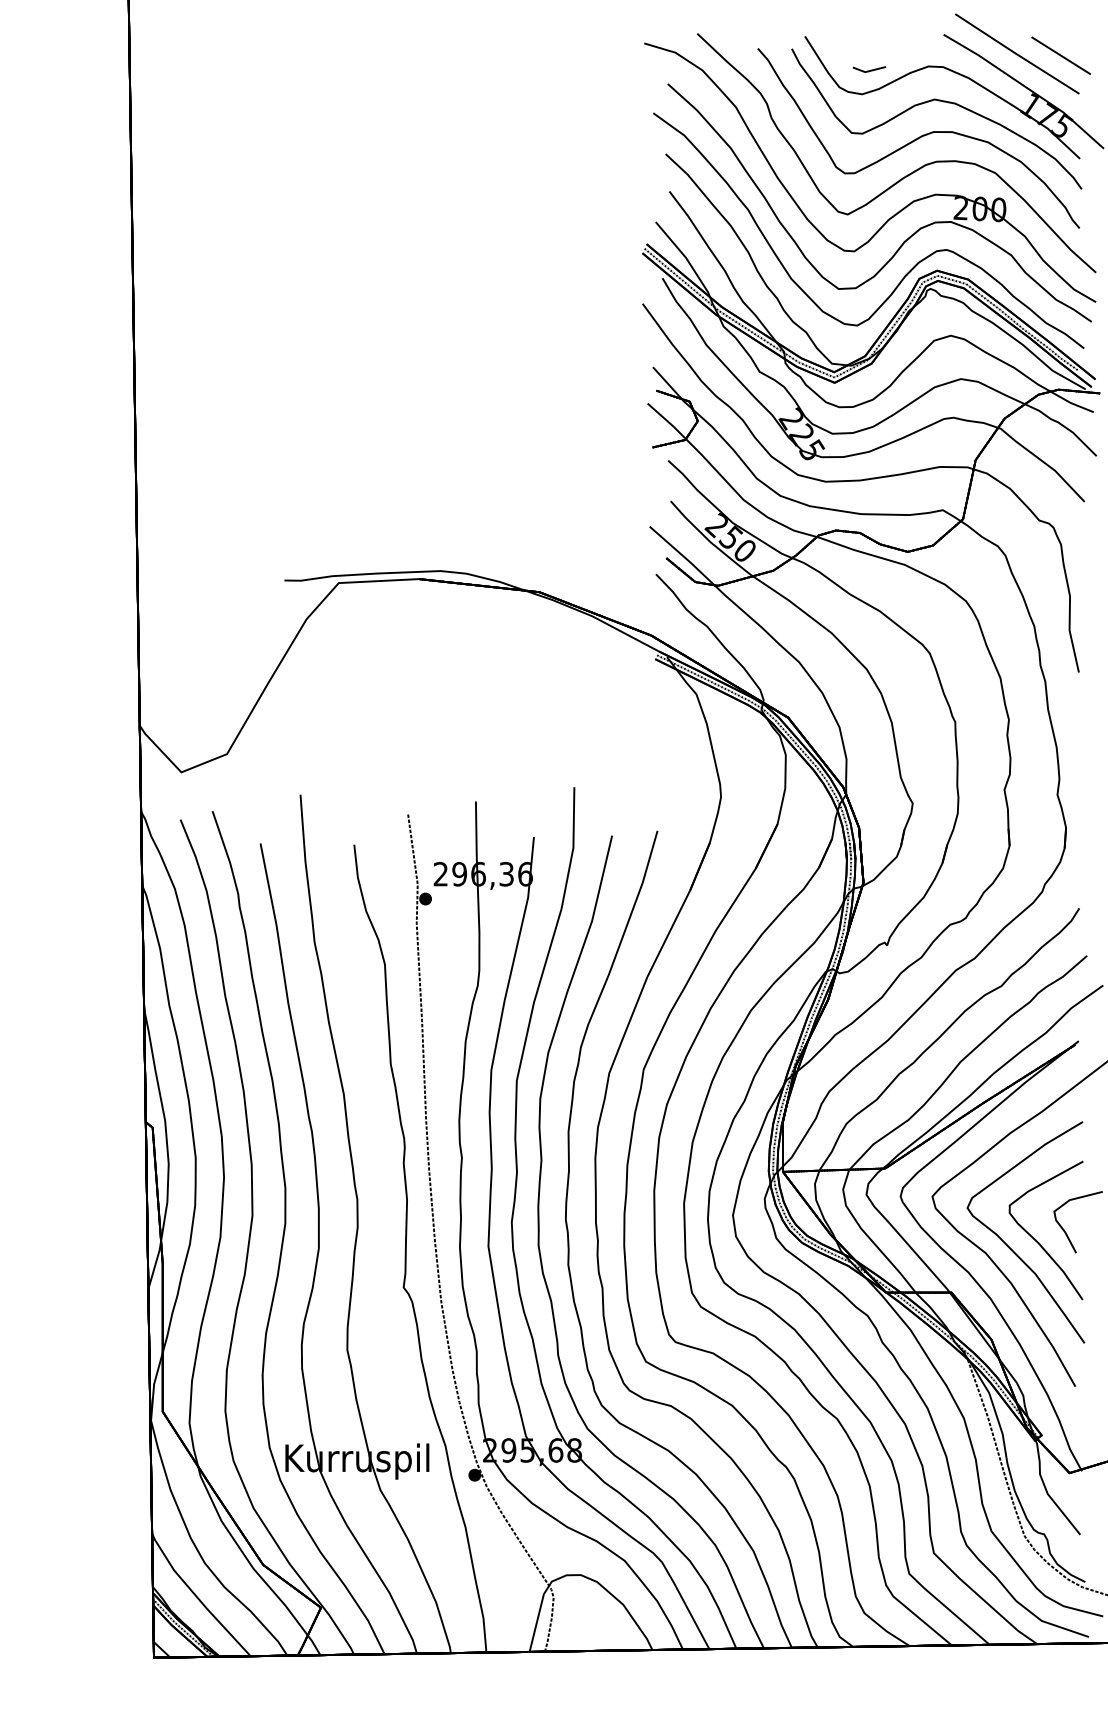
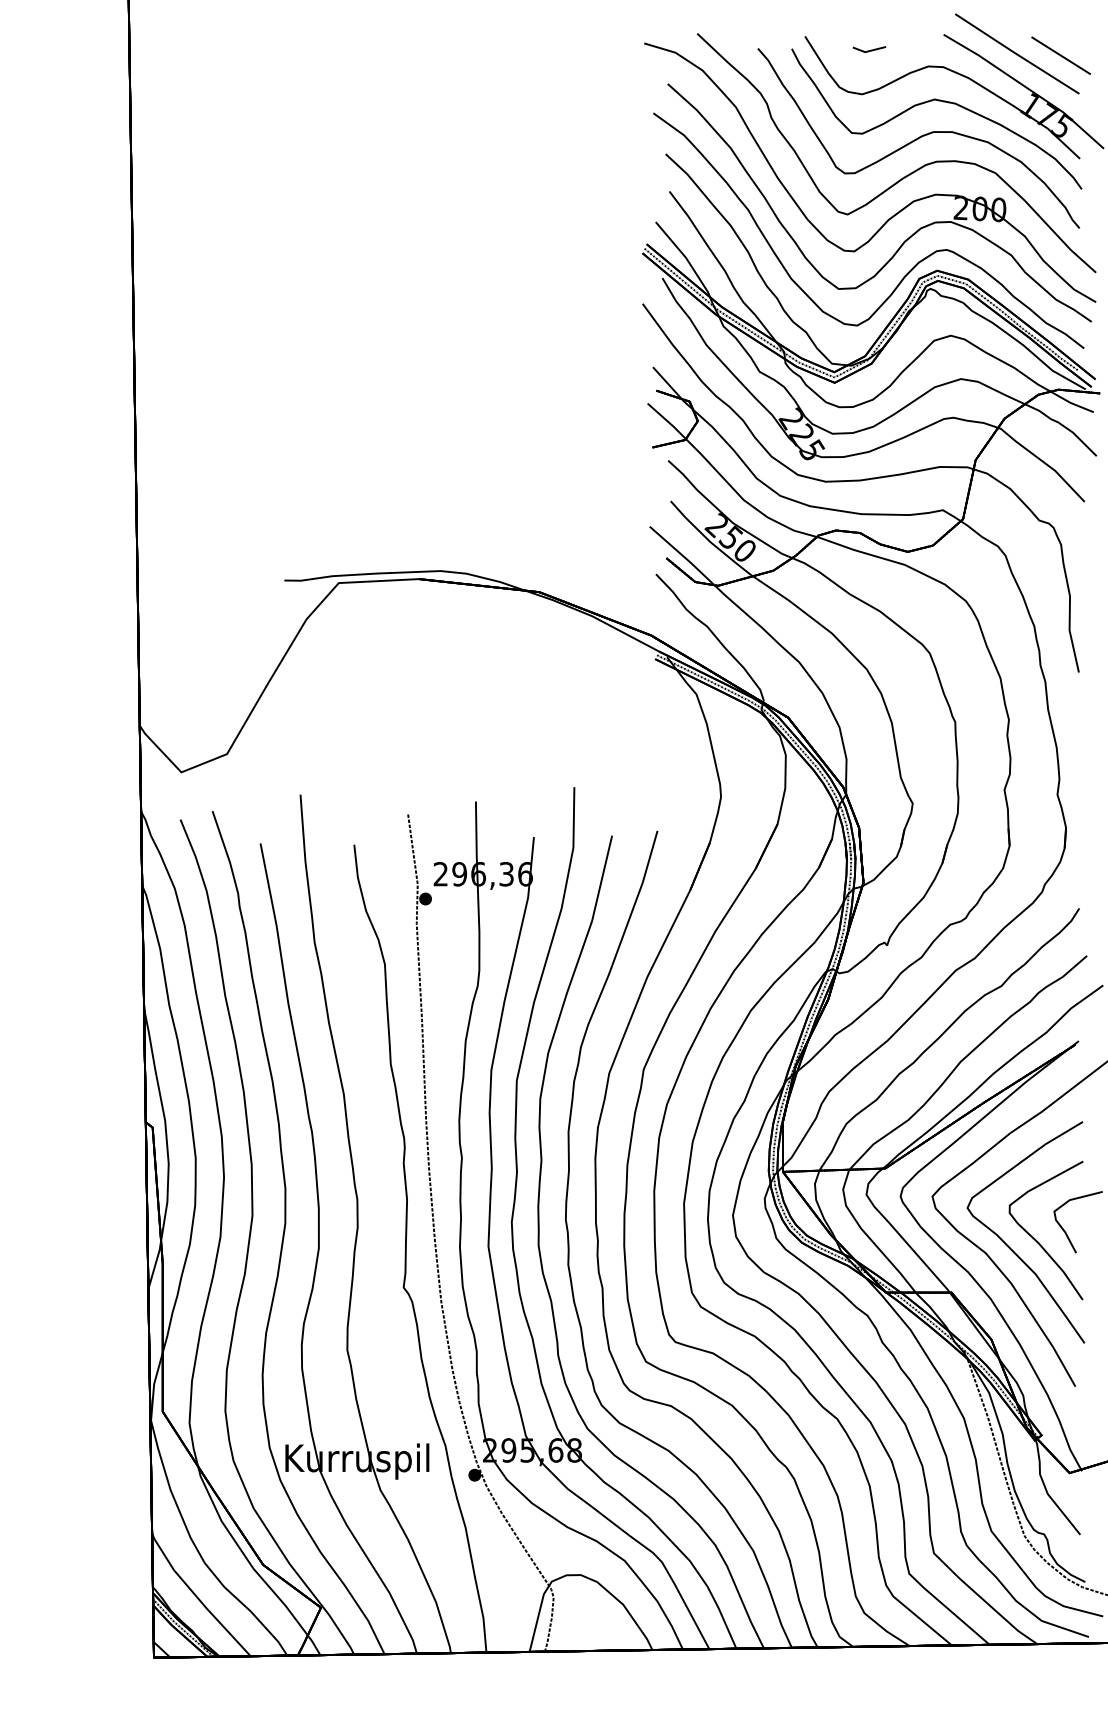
line position: (870, 69) -> (870, 49) (870, 49)
